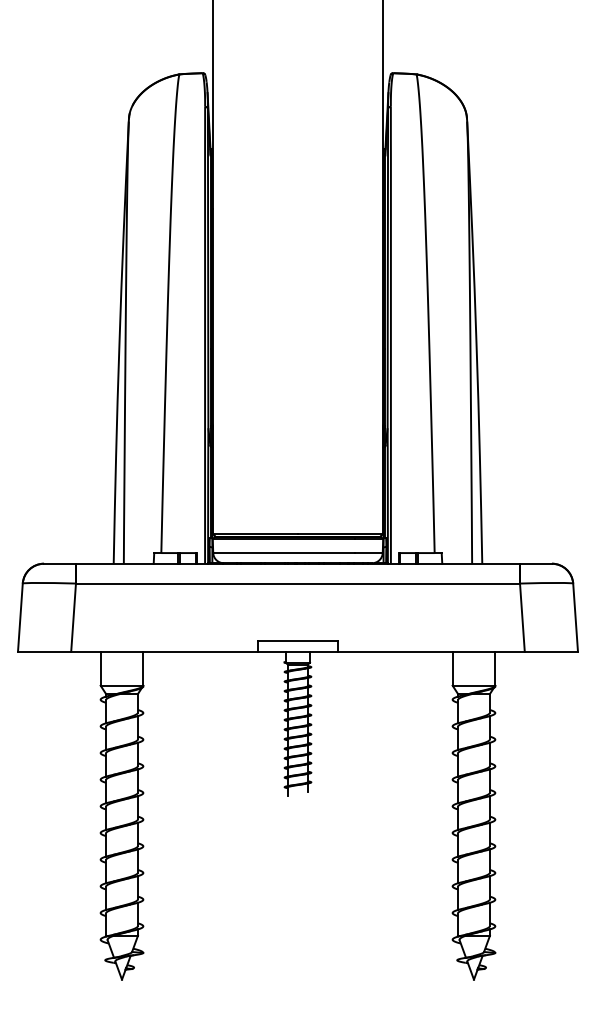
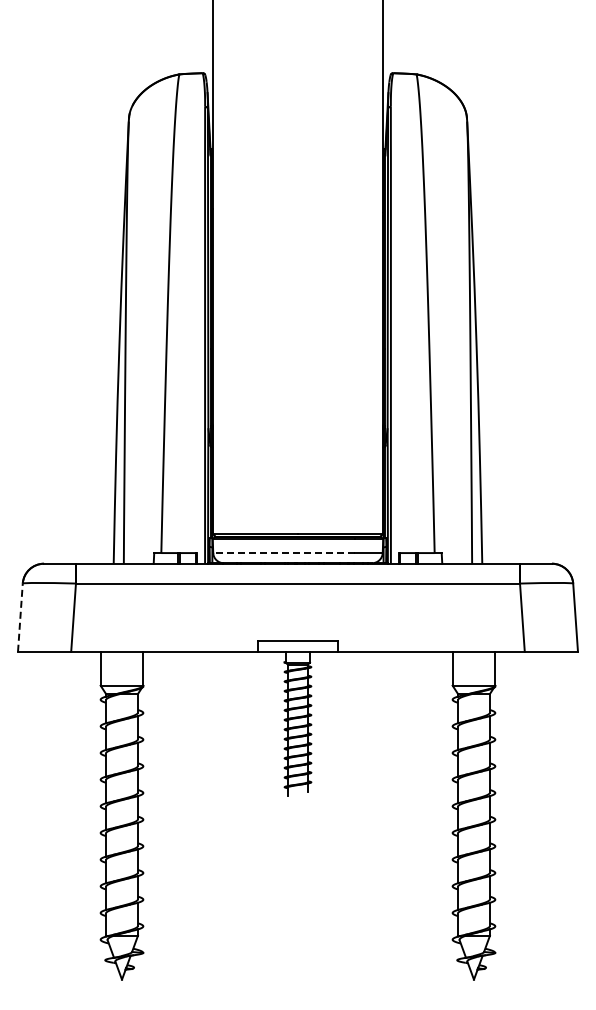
line: solid -> dashed (284, 552)
line: solid -> dashed (20, 617)
